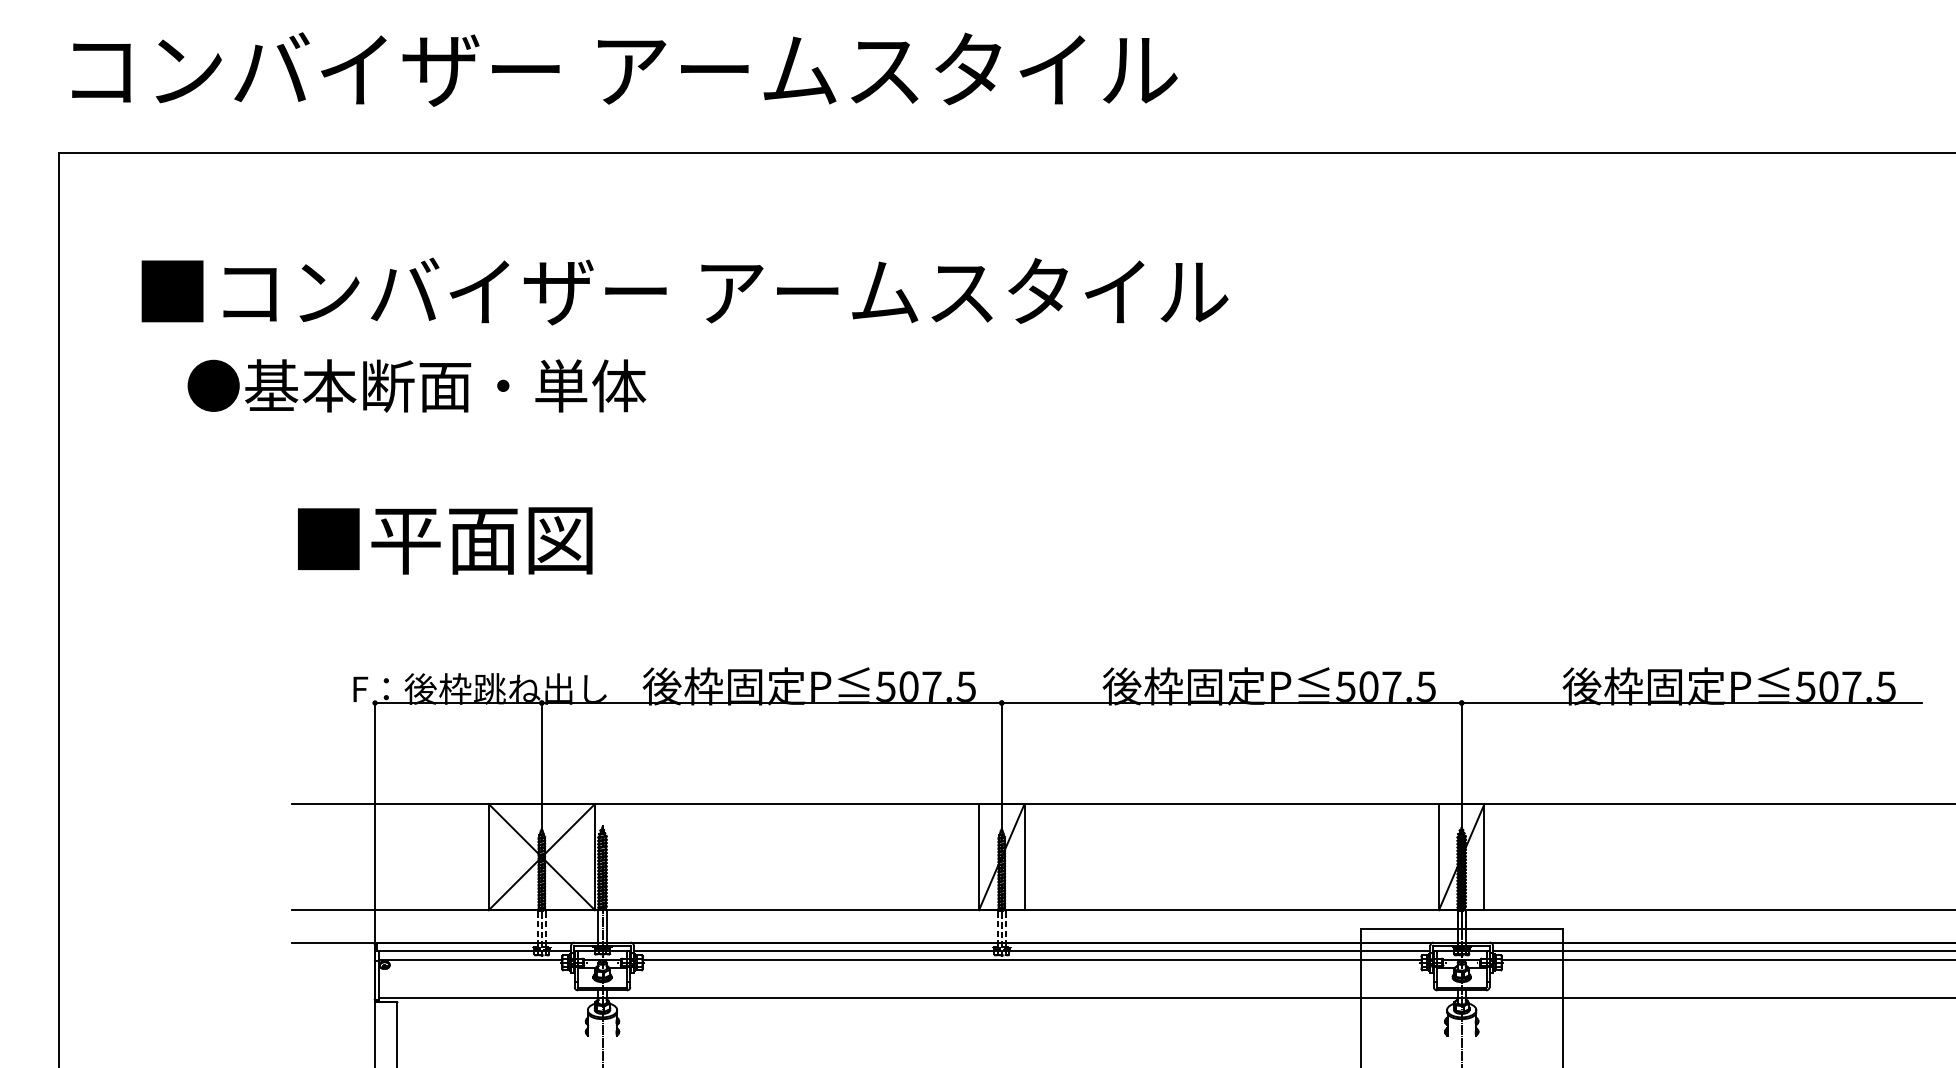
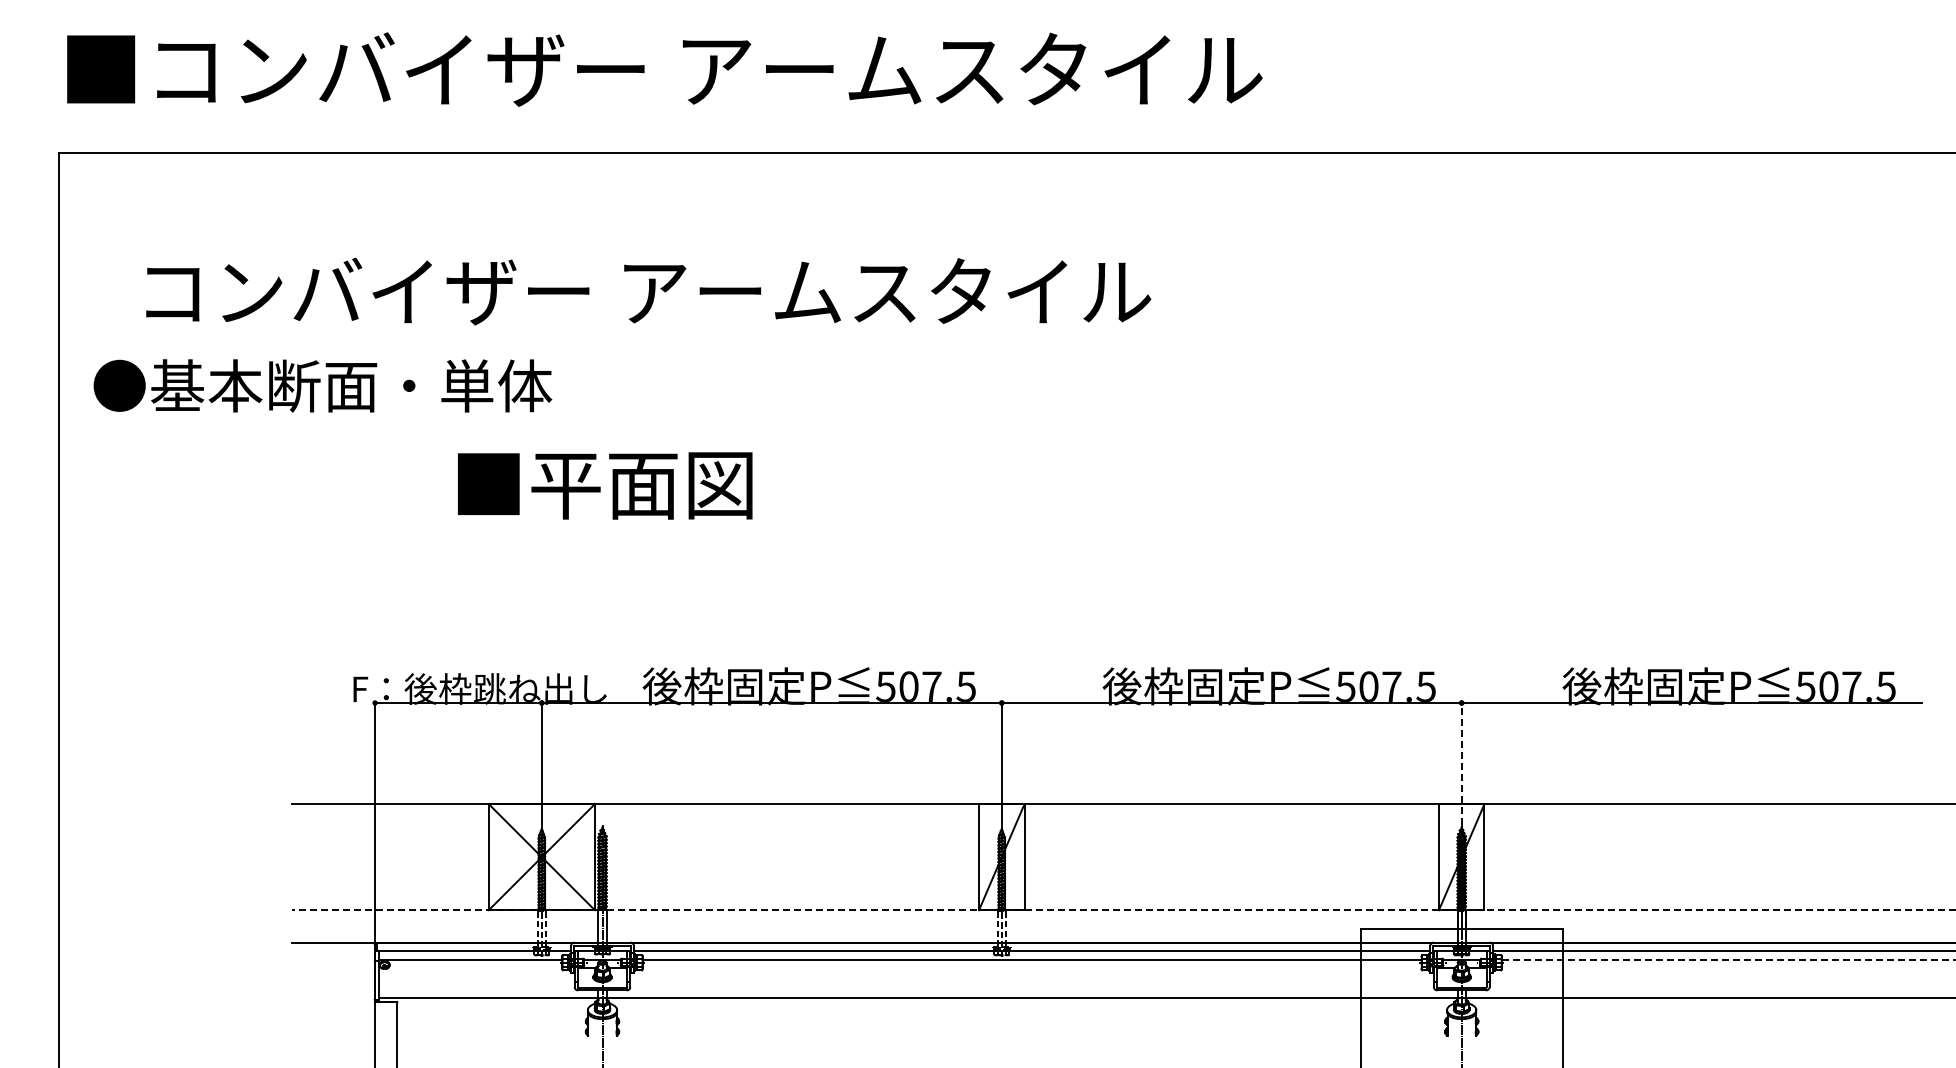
text: コンバイザー アームスタイル -> ■コンバイザー アームスタイル (664, 69)
text: ■コンバイザー アームスタイル -> コンバイザー アームスタイル (684, 291)
text position: (416, 385) -> (322, 385) (322, 385)
text position: (445, 540) -> (605, 485) (605, 485)
line: solid -> dashed (1461, 762)
line: solid -> dashed (1123, 910)
line: solid -> dashed (1728, 959)
